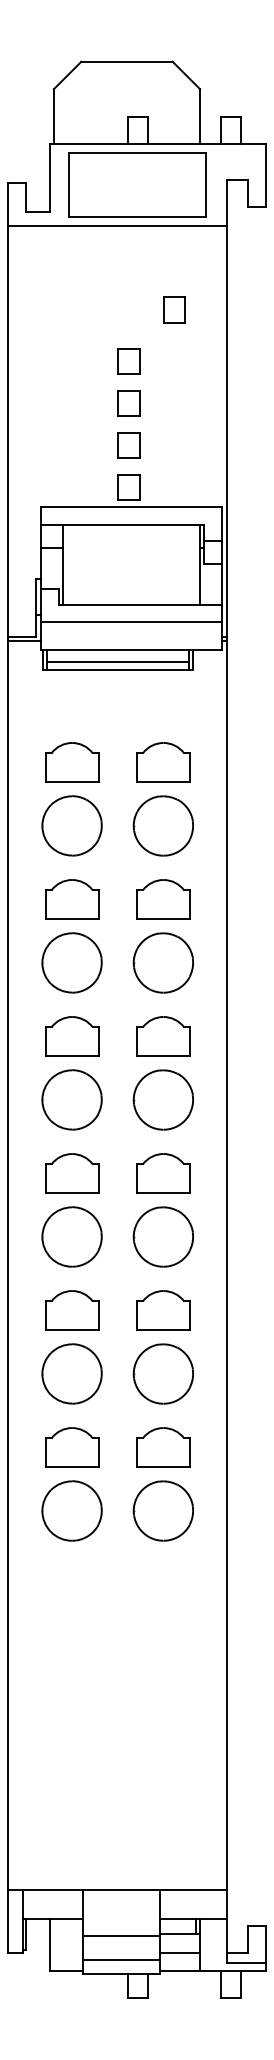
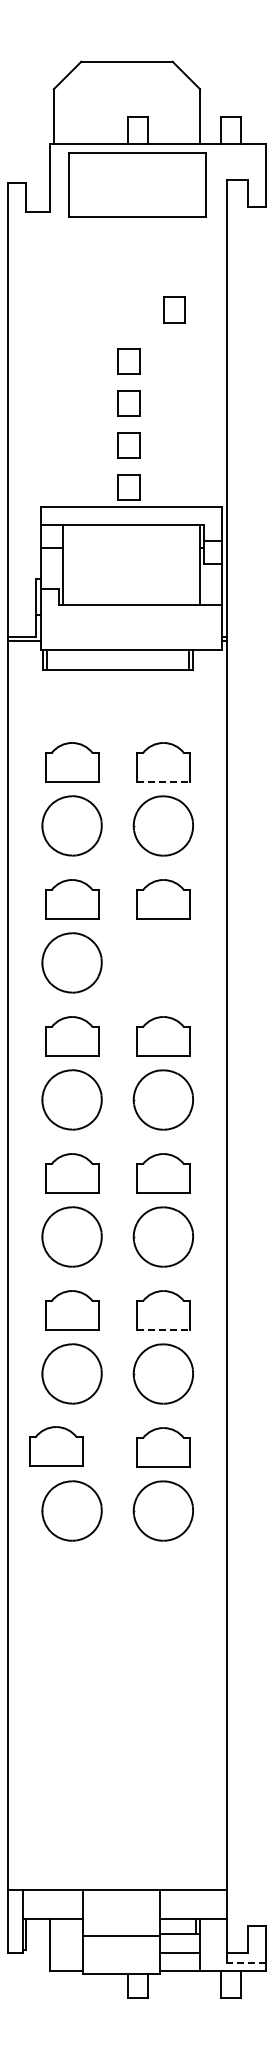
line: present -> none (117, 226)
line: present -> none (131, 622)
line: present -> none (117, 662)
line: solid -> dashed (164, 782)
part: present -> none (162, 962)
line: solid -> dashed (164, 1330)
part position: (72, 1447) -> (56, 1446) (56, 1446)
line: present -> none (121, 1960)
line: solid -> dashed (246, 1962)
